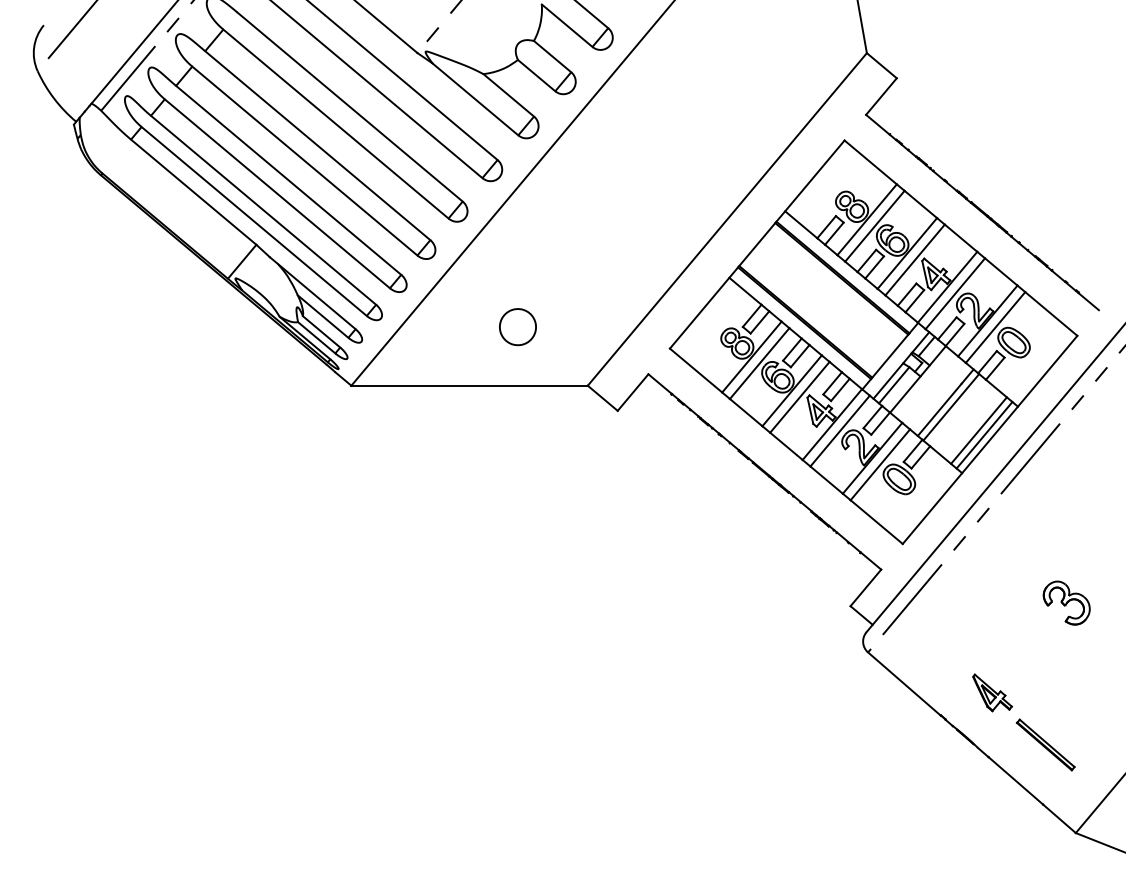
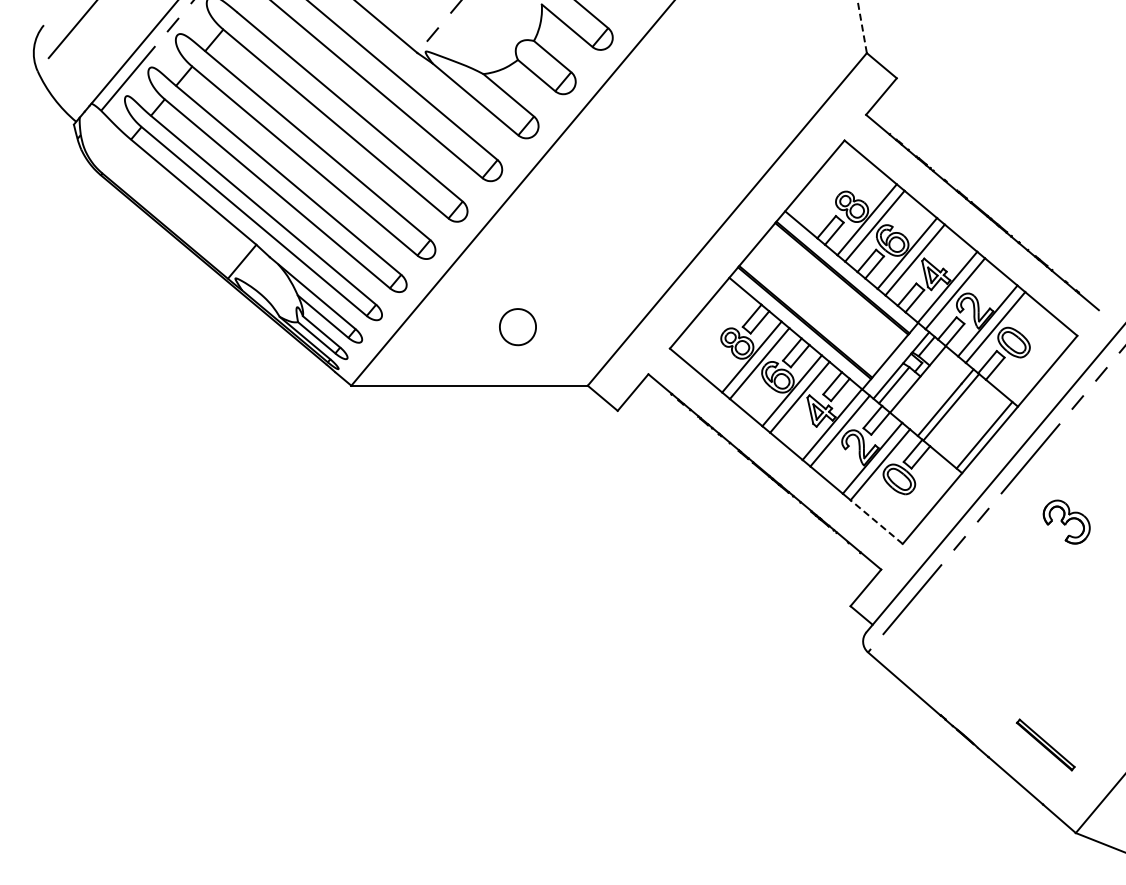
line: solid -> dashed (862, 26)
line: present -> none (978, 430)
line: solid -> dashed (876, 521)
part position: (1066, 602) -> (1066, 521) (1066, 521)
part: present -> none (992, 692)
